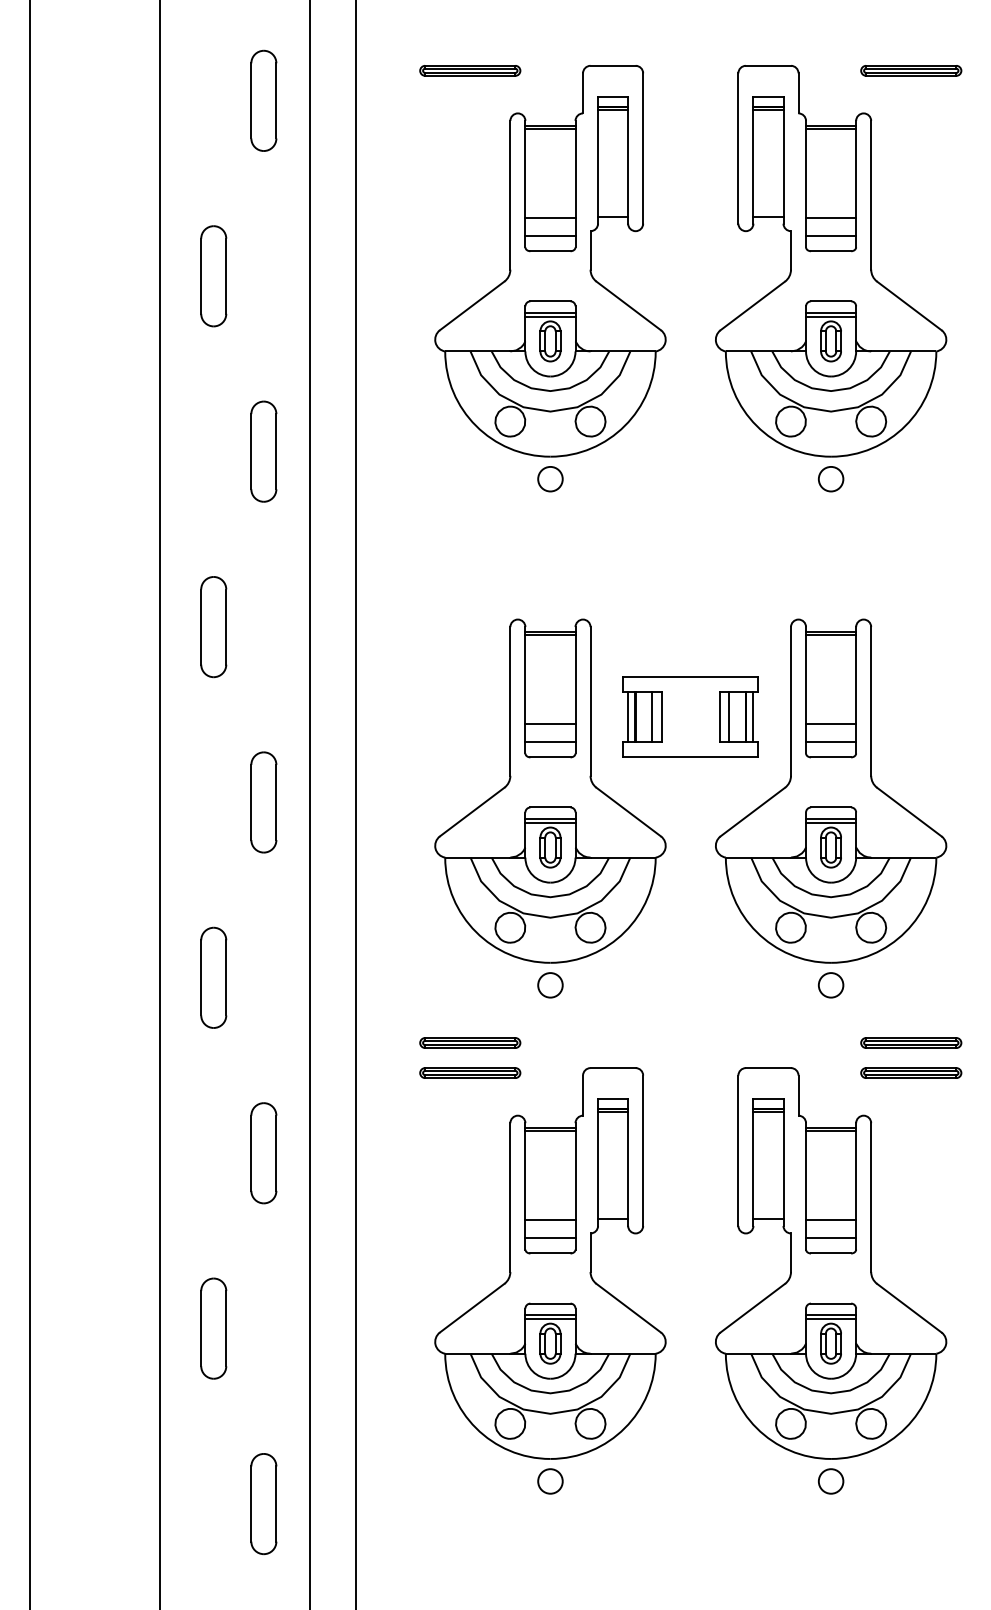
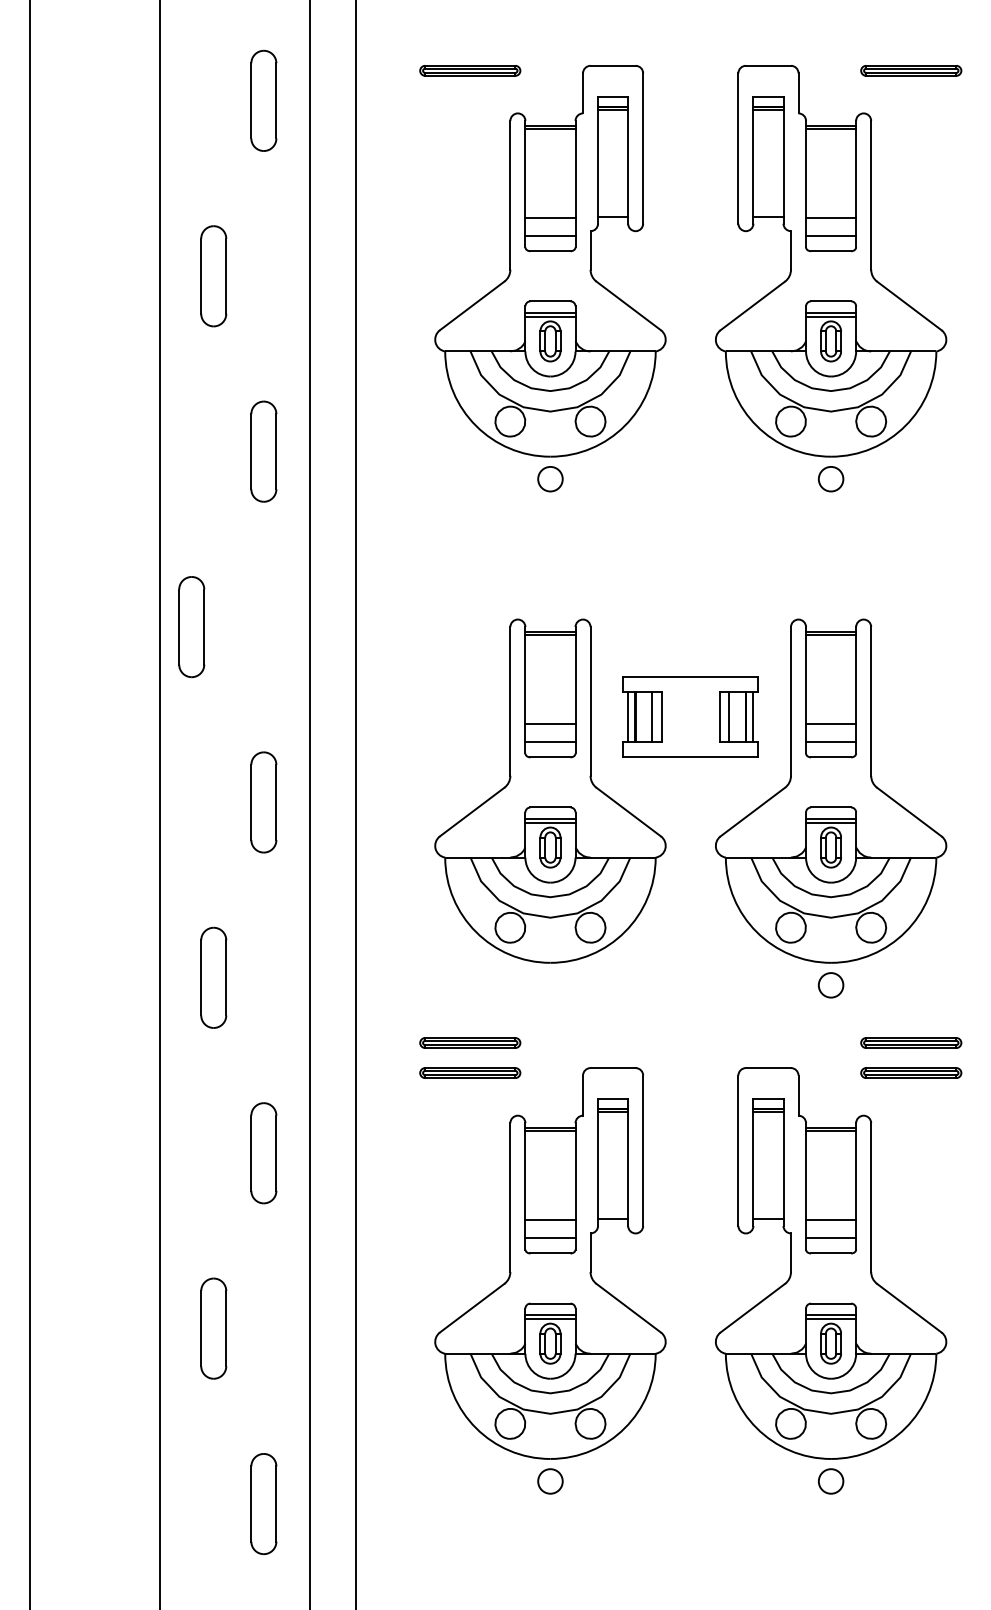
part position: (213, 627) -> (191, 627) (191, 627)
circle: present -> none (550, 985)
